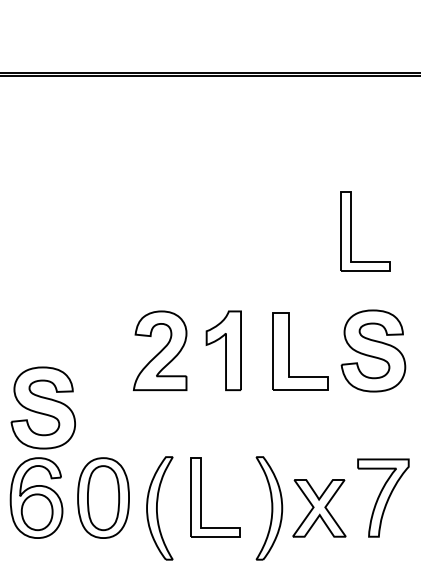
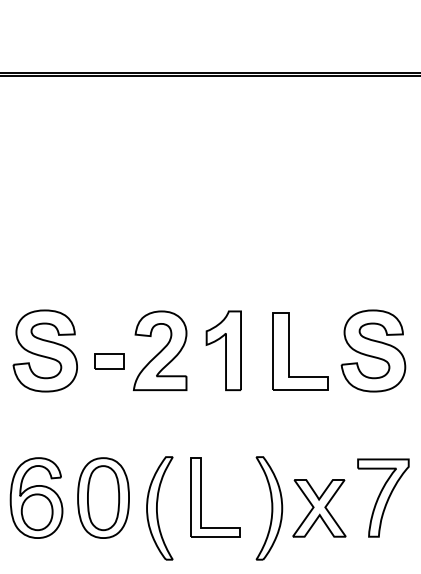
part: present -> none (351, 231)
part: none -> present (109, 361)
part position: (42, 407) -> (44, 350) (44, 350)
